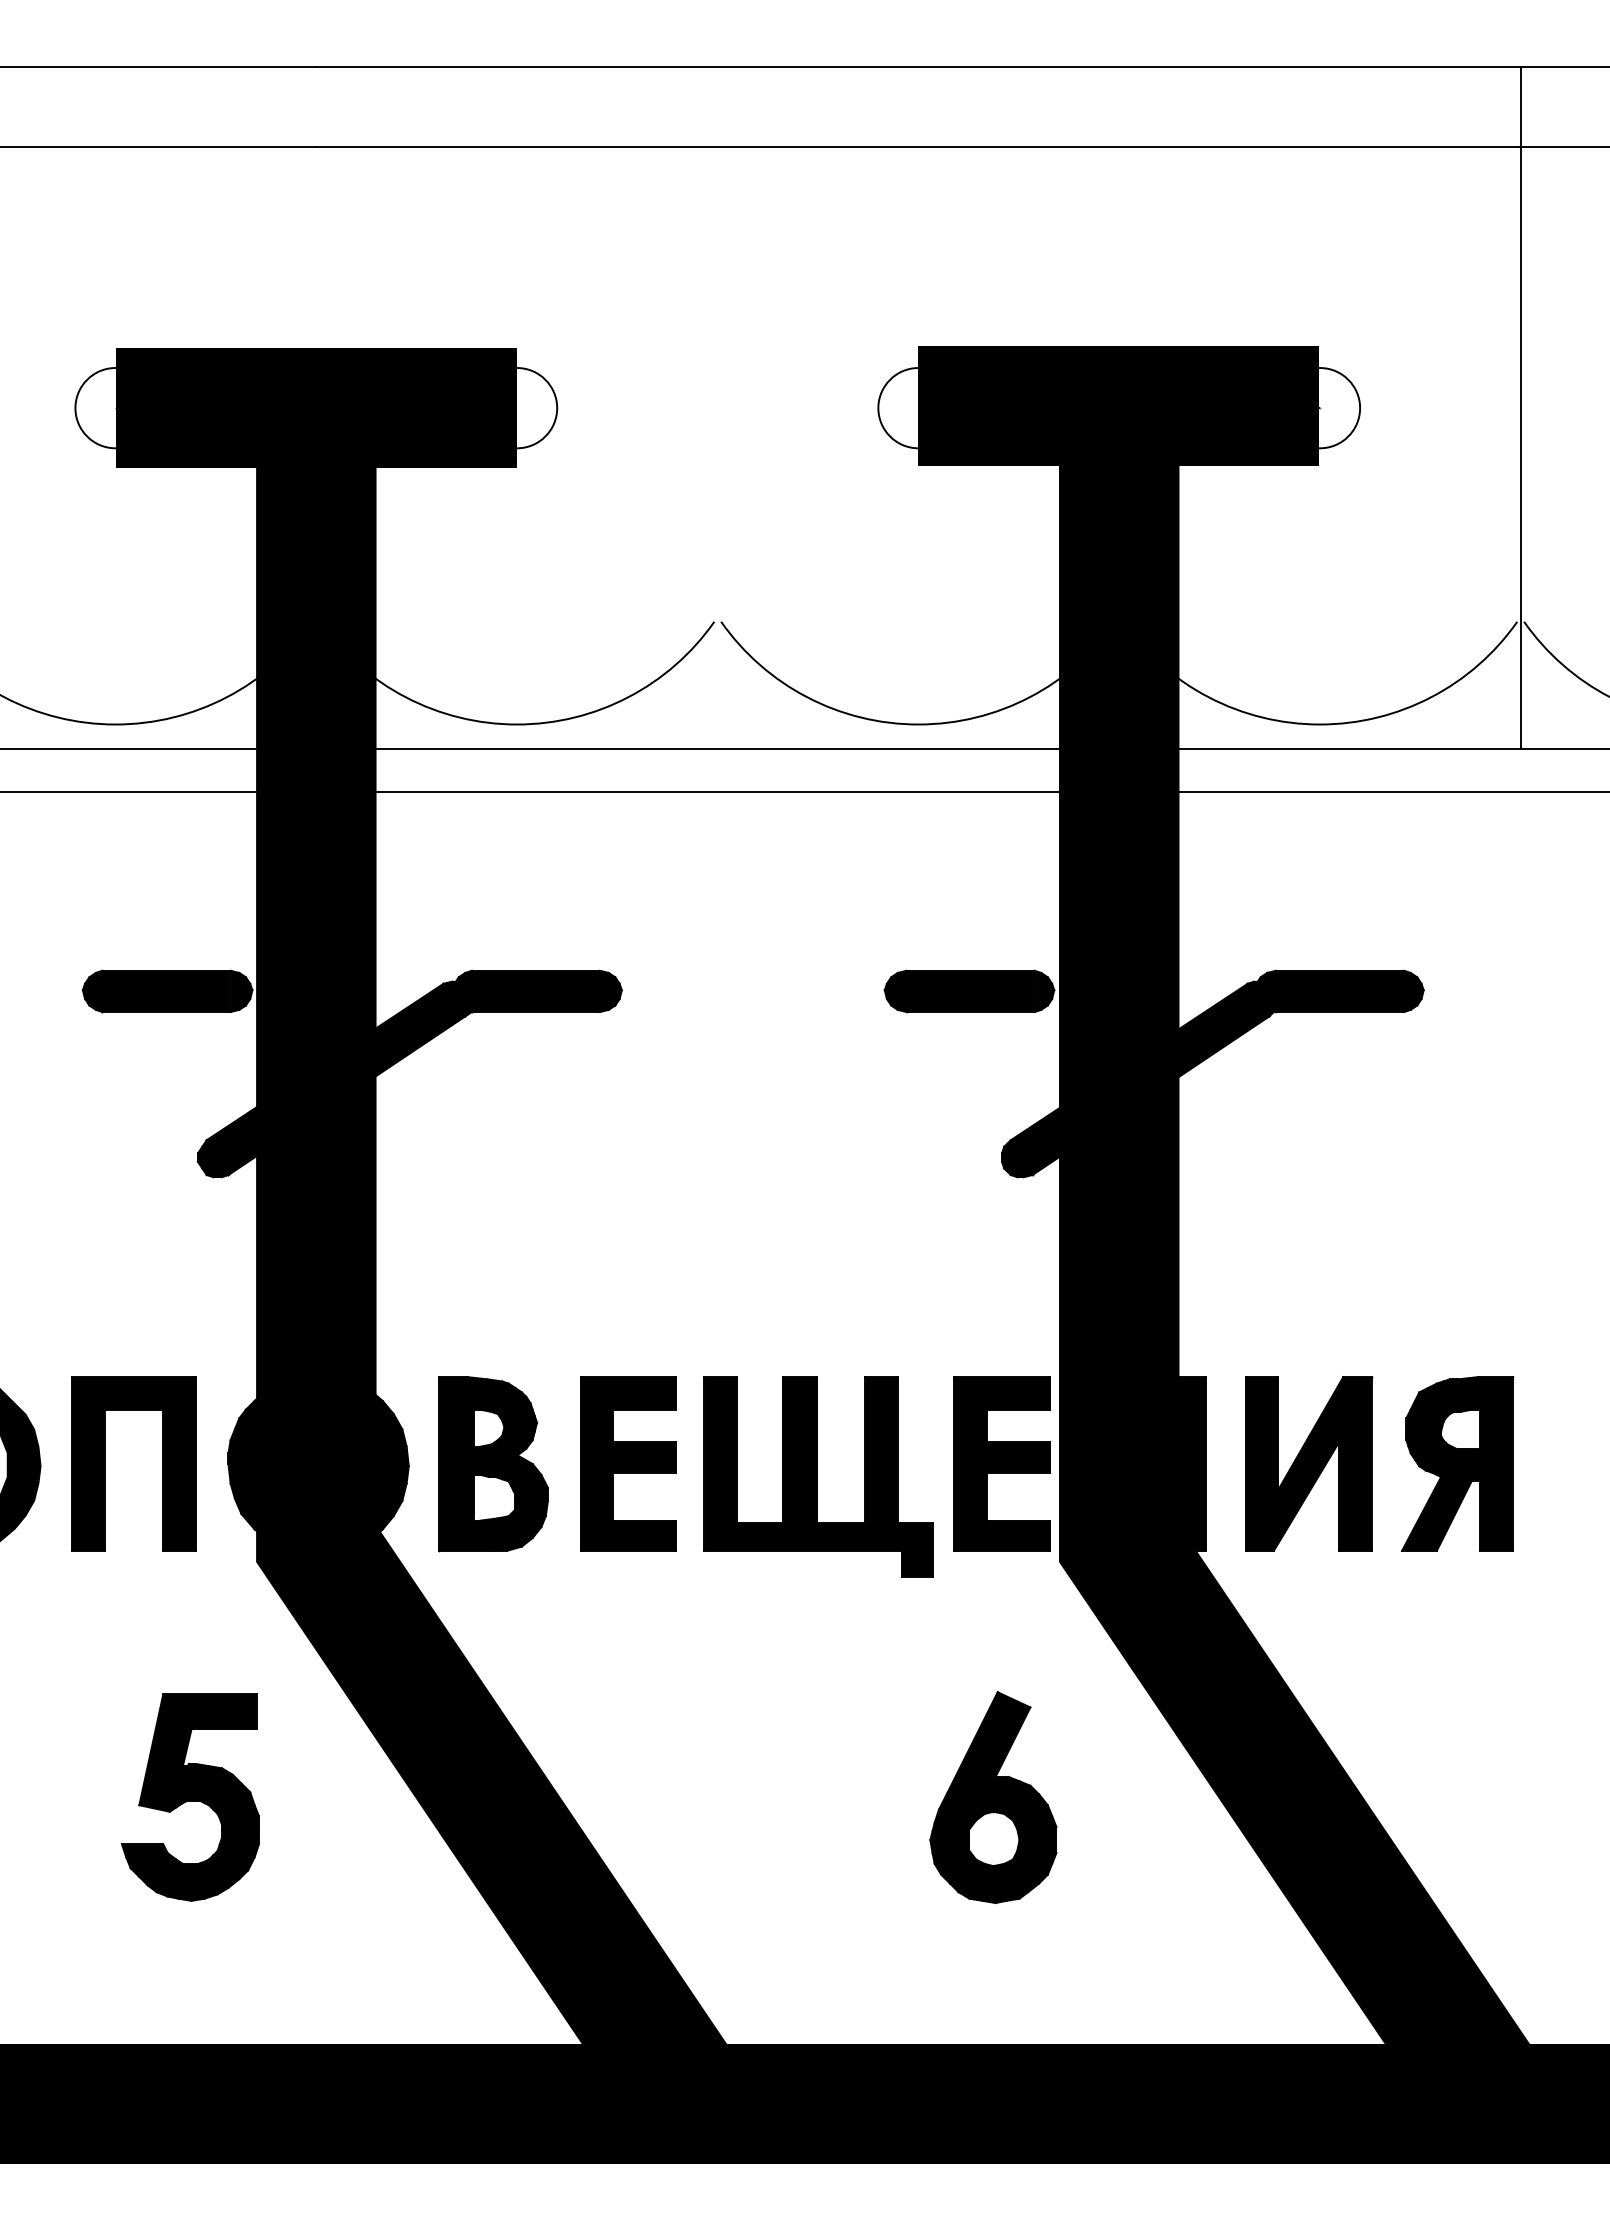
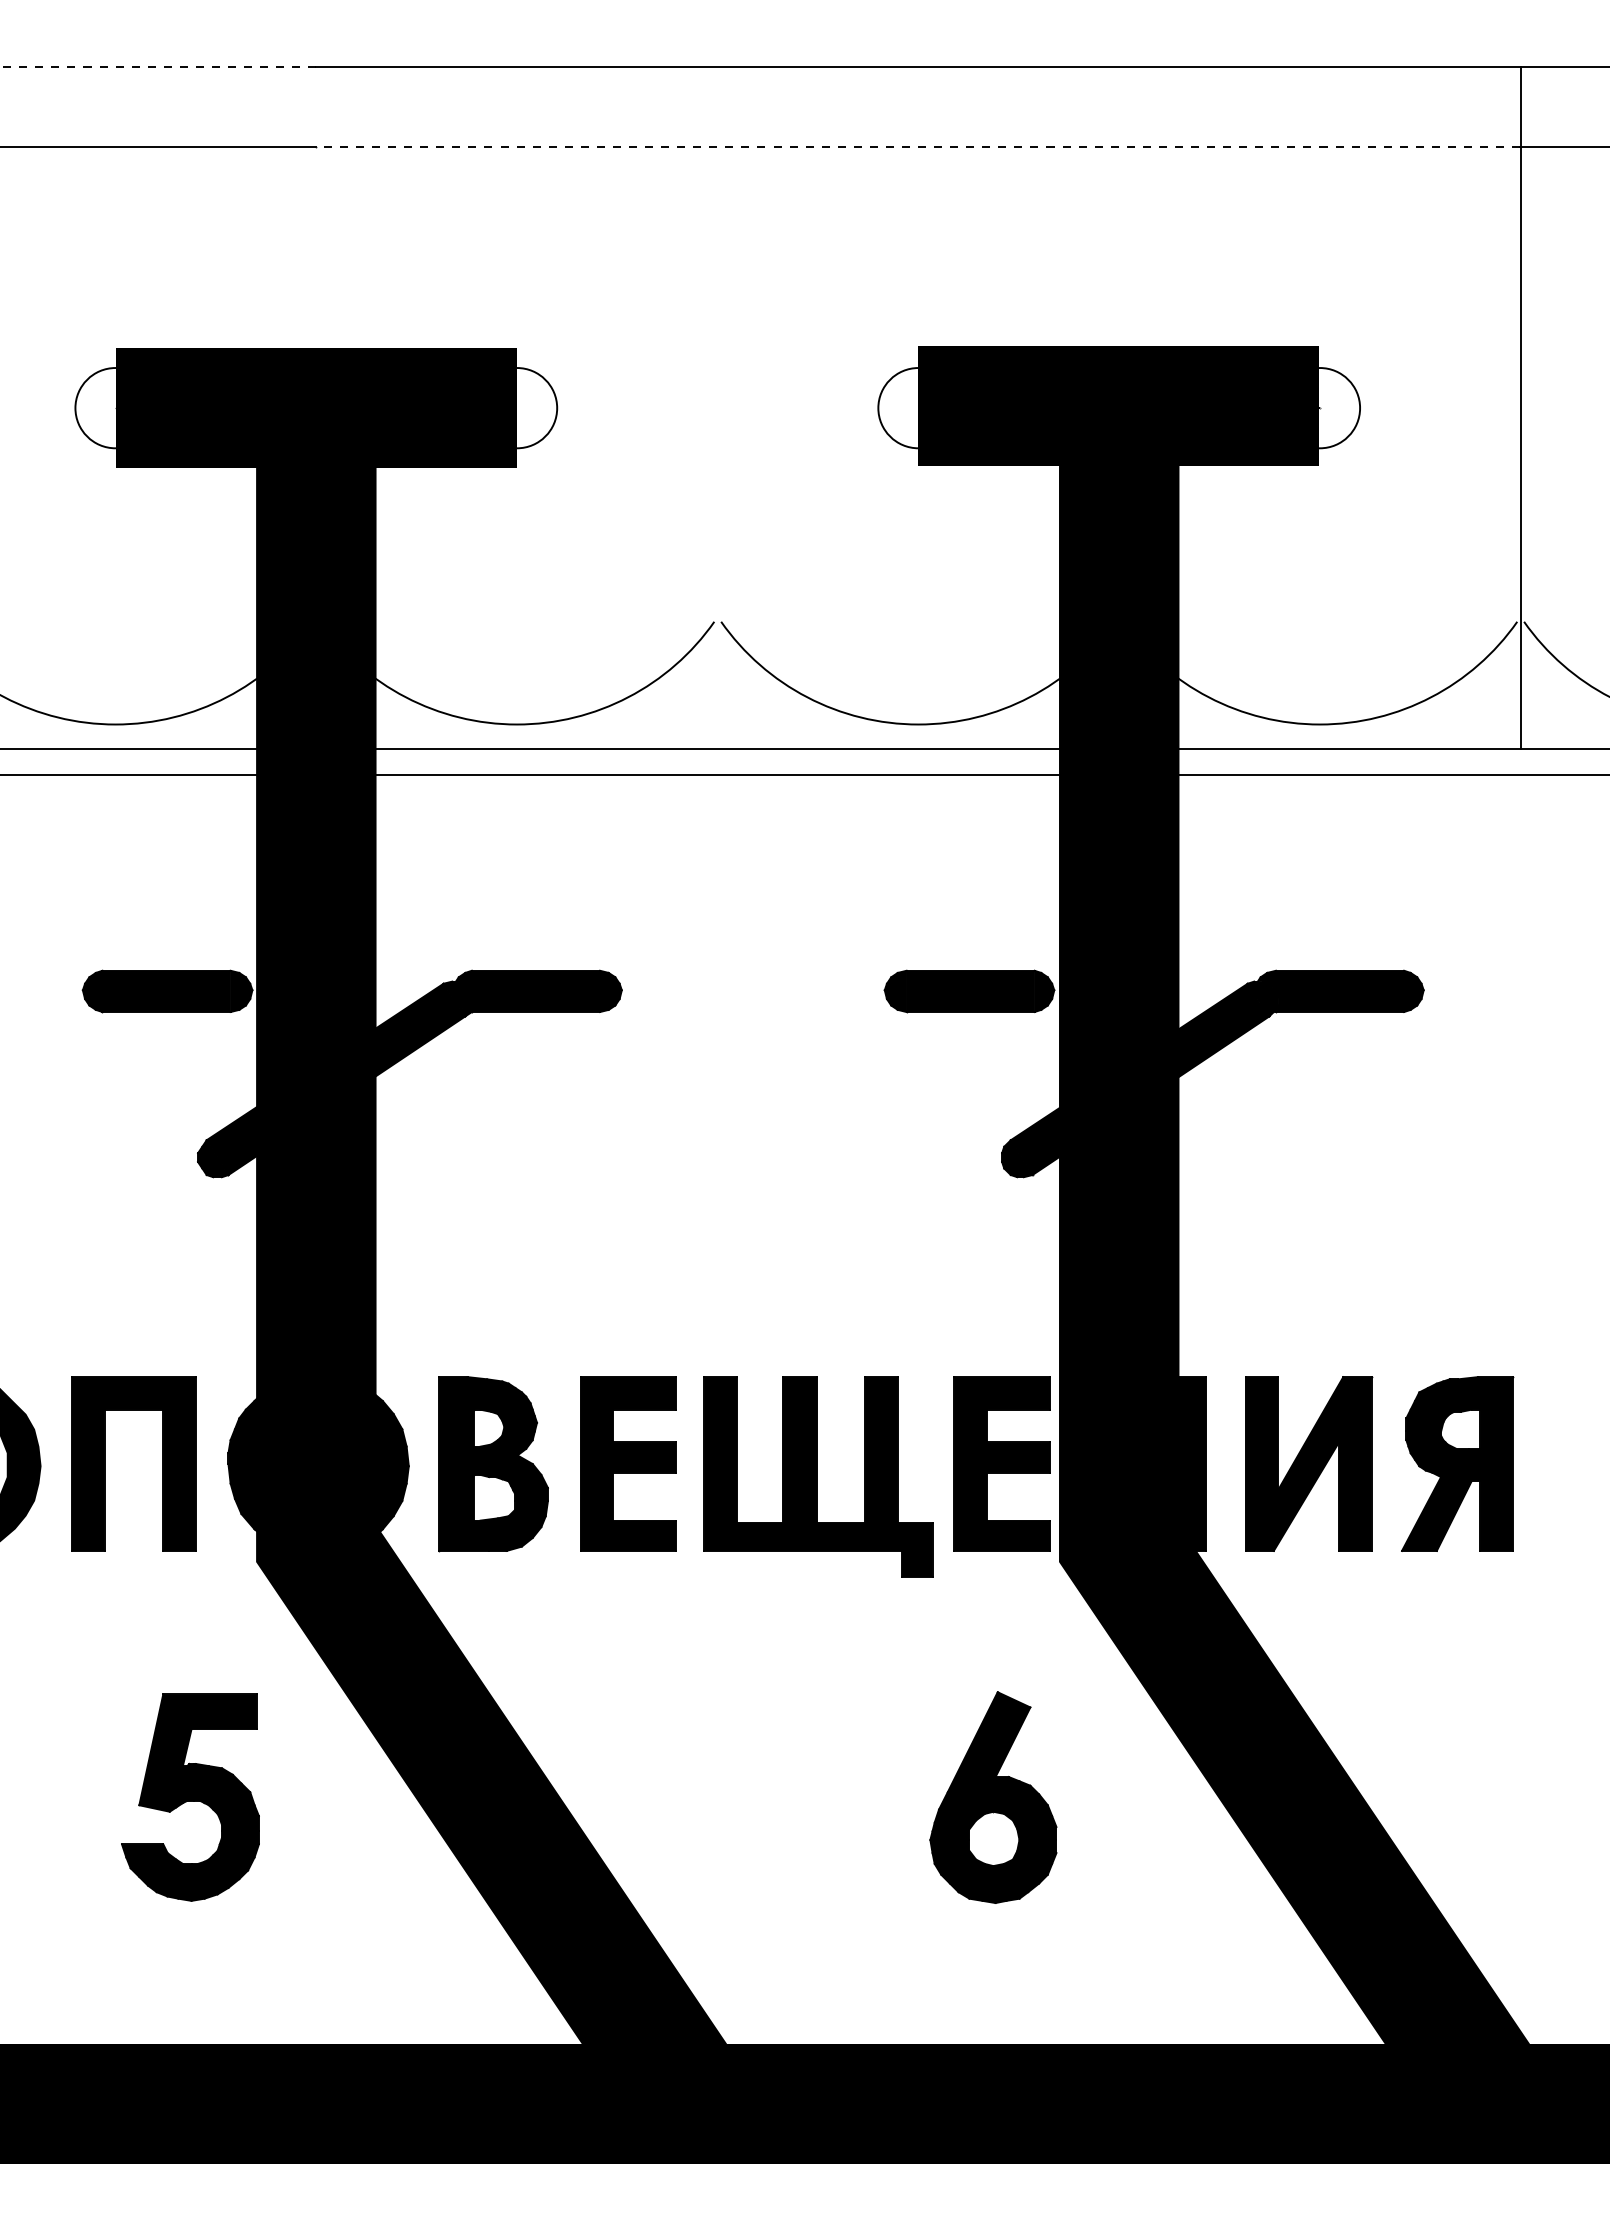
line: solid -> dashed (158, 66)
line: solid -> dashed (917, 147)
line position: (804, 791) -> (804, 774) (804, 774)
